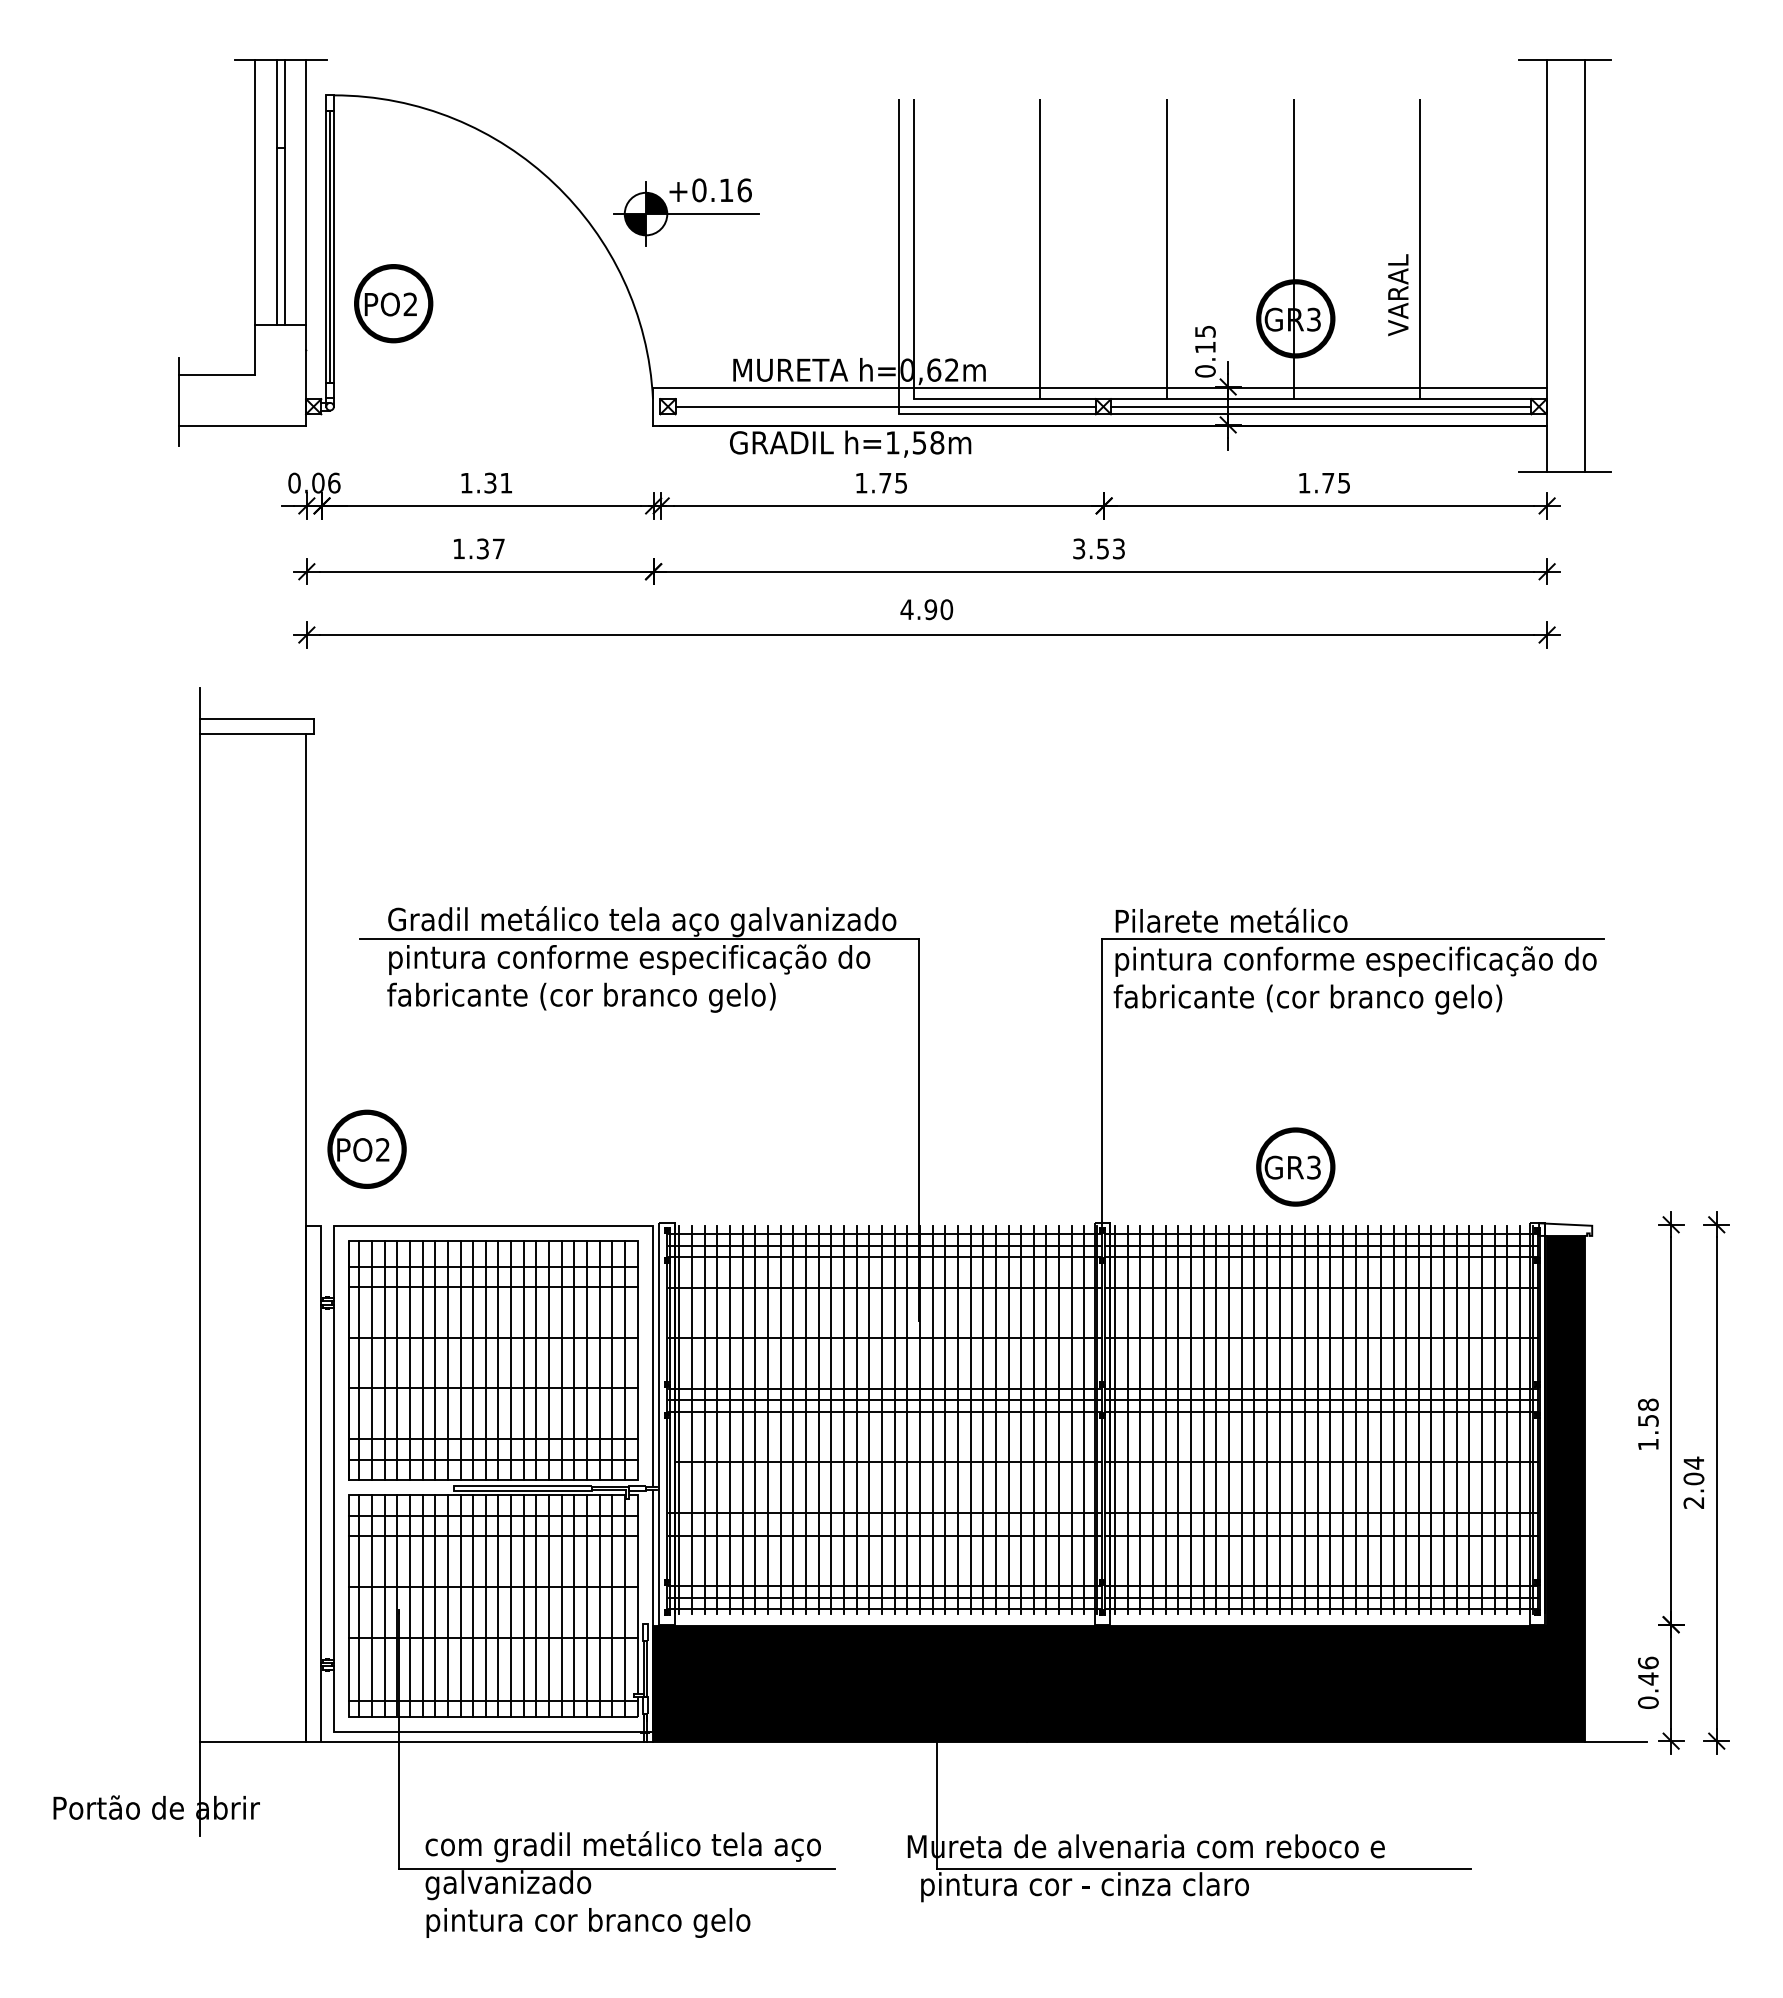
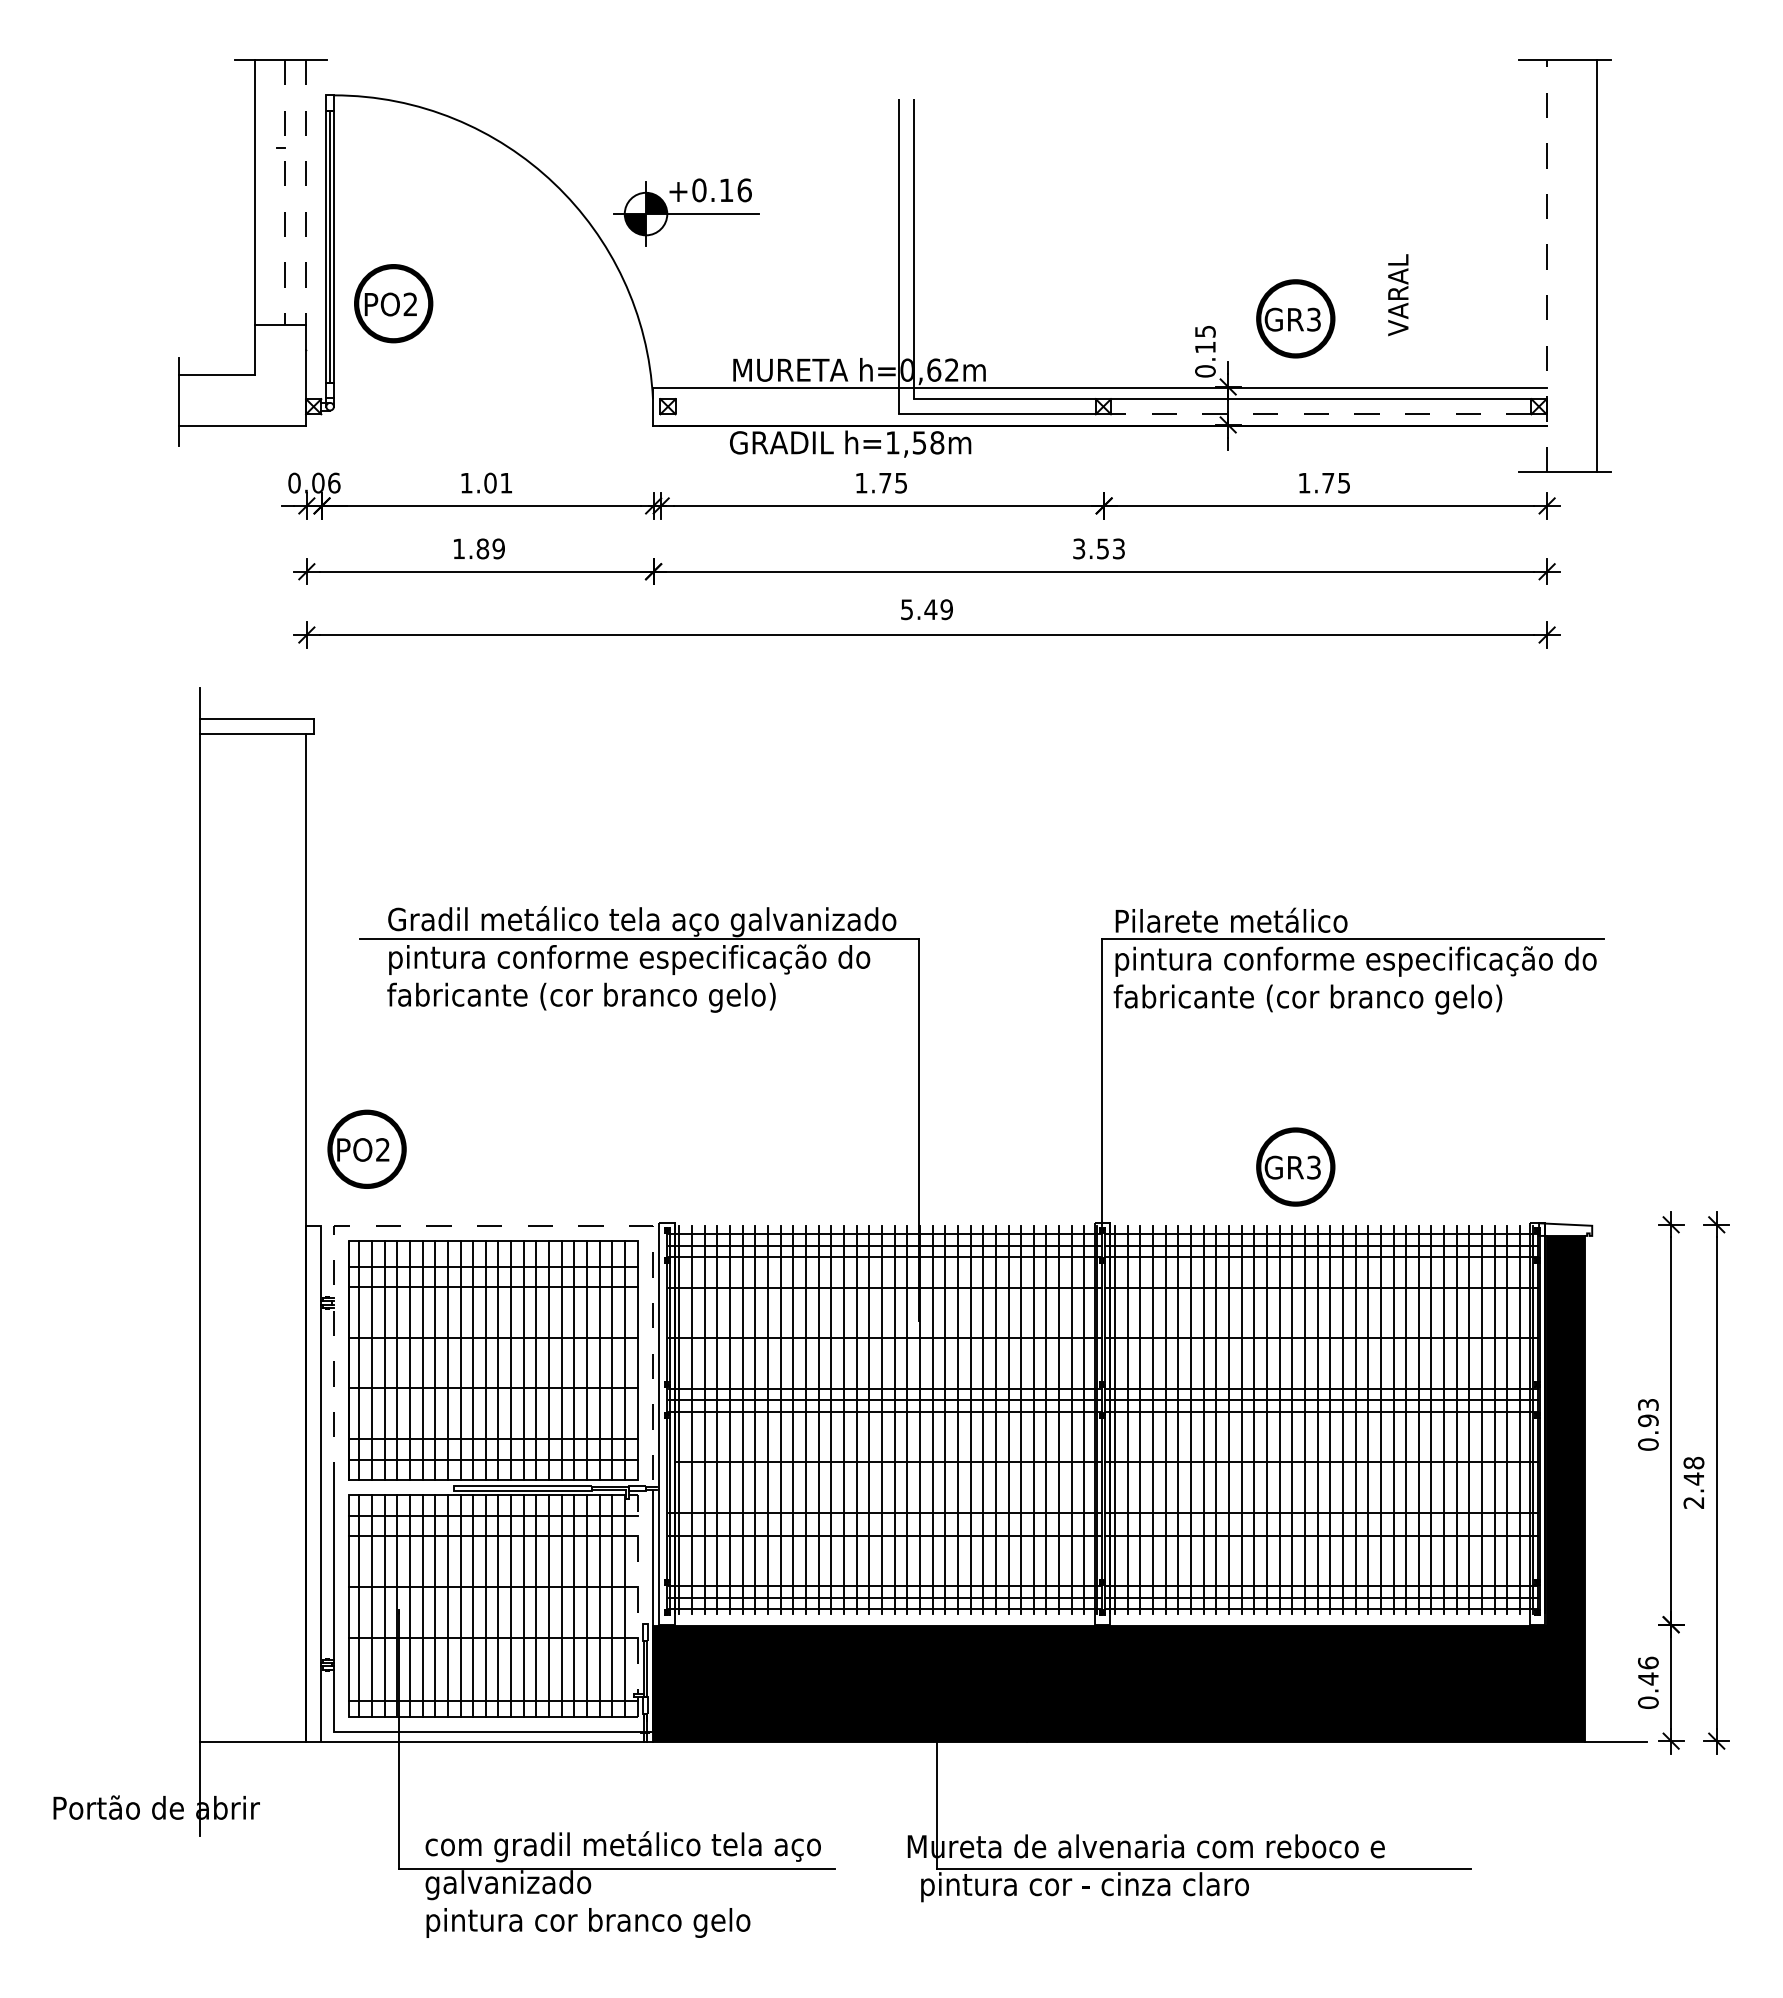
line: present -> none (277, 191)
line: solid -> dashed (284, 192)
line: solid -> dashed (306, 192)
line: present -> none (1040, 248)
line: present -> none (1166, 248)
line: present -> none (1293, 248)
line: present -> none (1420, 248)
line: solid -> dashed (1546, 265)
line position: (1584, 265) -> (1596, 265) (1596, 265)
line: present -> none (885, 406)
line: present -> none (1321, 406)
line: solid -> dashed (1320, 414)
text: 1.31 -> 1.01 (490, 482)
text: 1.37 -> 1.89 (490, 548)
text: 4.90 -> 5.49 (926, 609)
line: solid -> dashed (493, 1225)
text: 1.58 -> 0.93 (1648, 1424)
text: 2.04 -> 2.48 (1693, 1470)
line: solid -> dashed (637, 1589)
